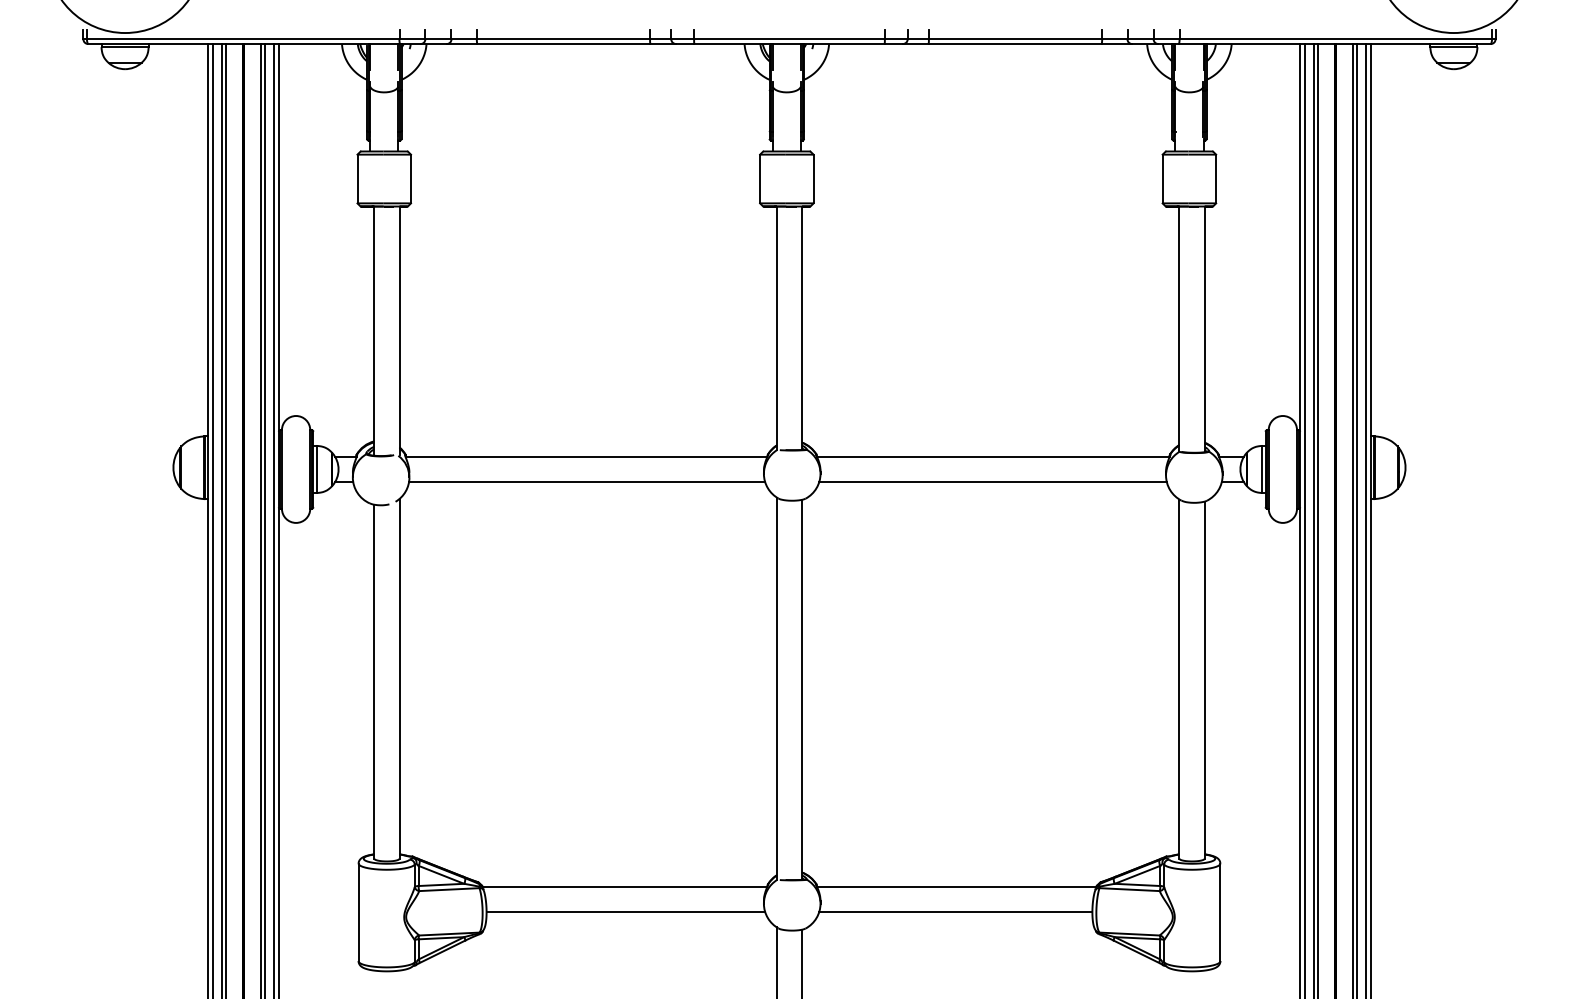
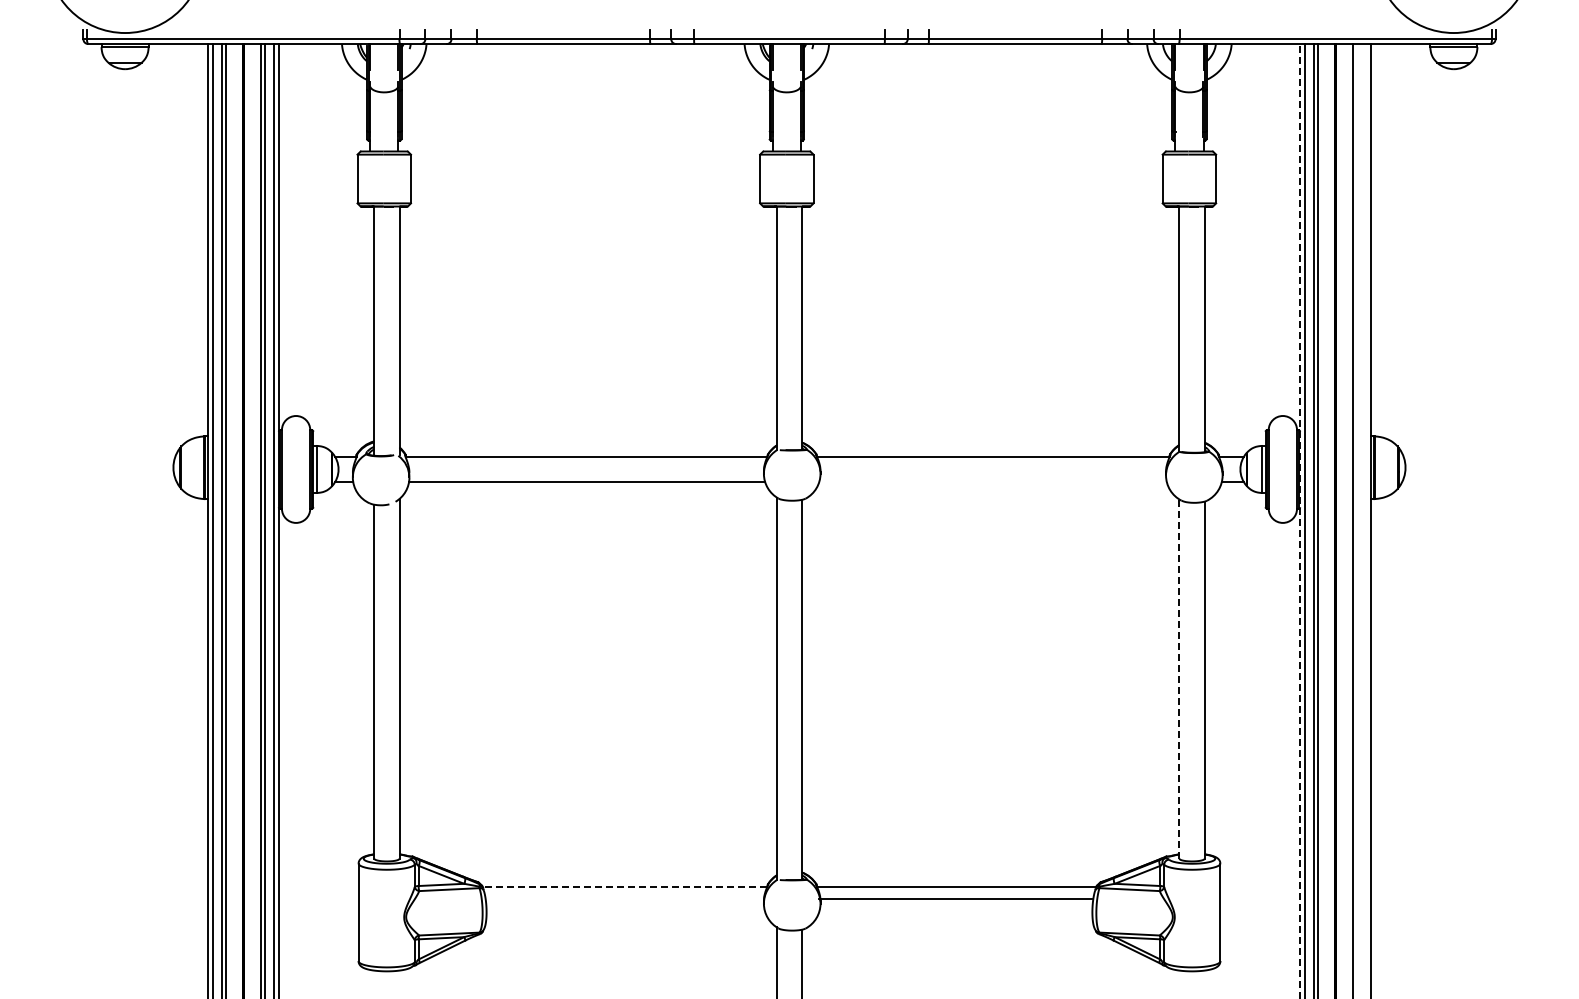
line: present -> none (992, 482)
line: present -> none (1356, 519)
line: present -> none (1366, 519)
line: solid -> dashed (1300, 520)
line: solid -> dashed (1179, 679)
line: solid -> dashed (624, 886)
line: present -> none (625, 911)
line position: (955, 911) -> (955, 898) (955, 898)
